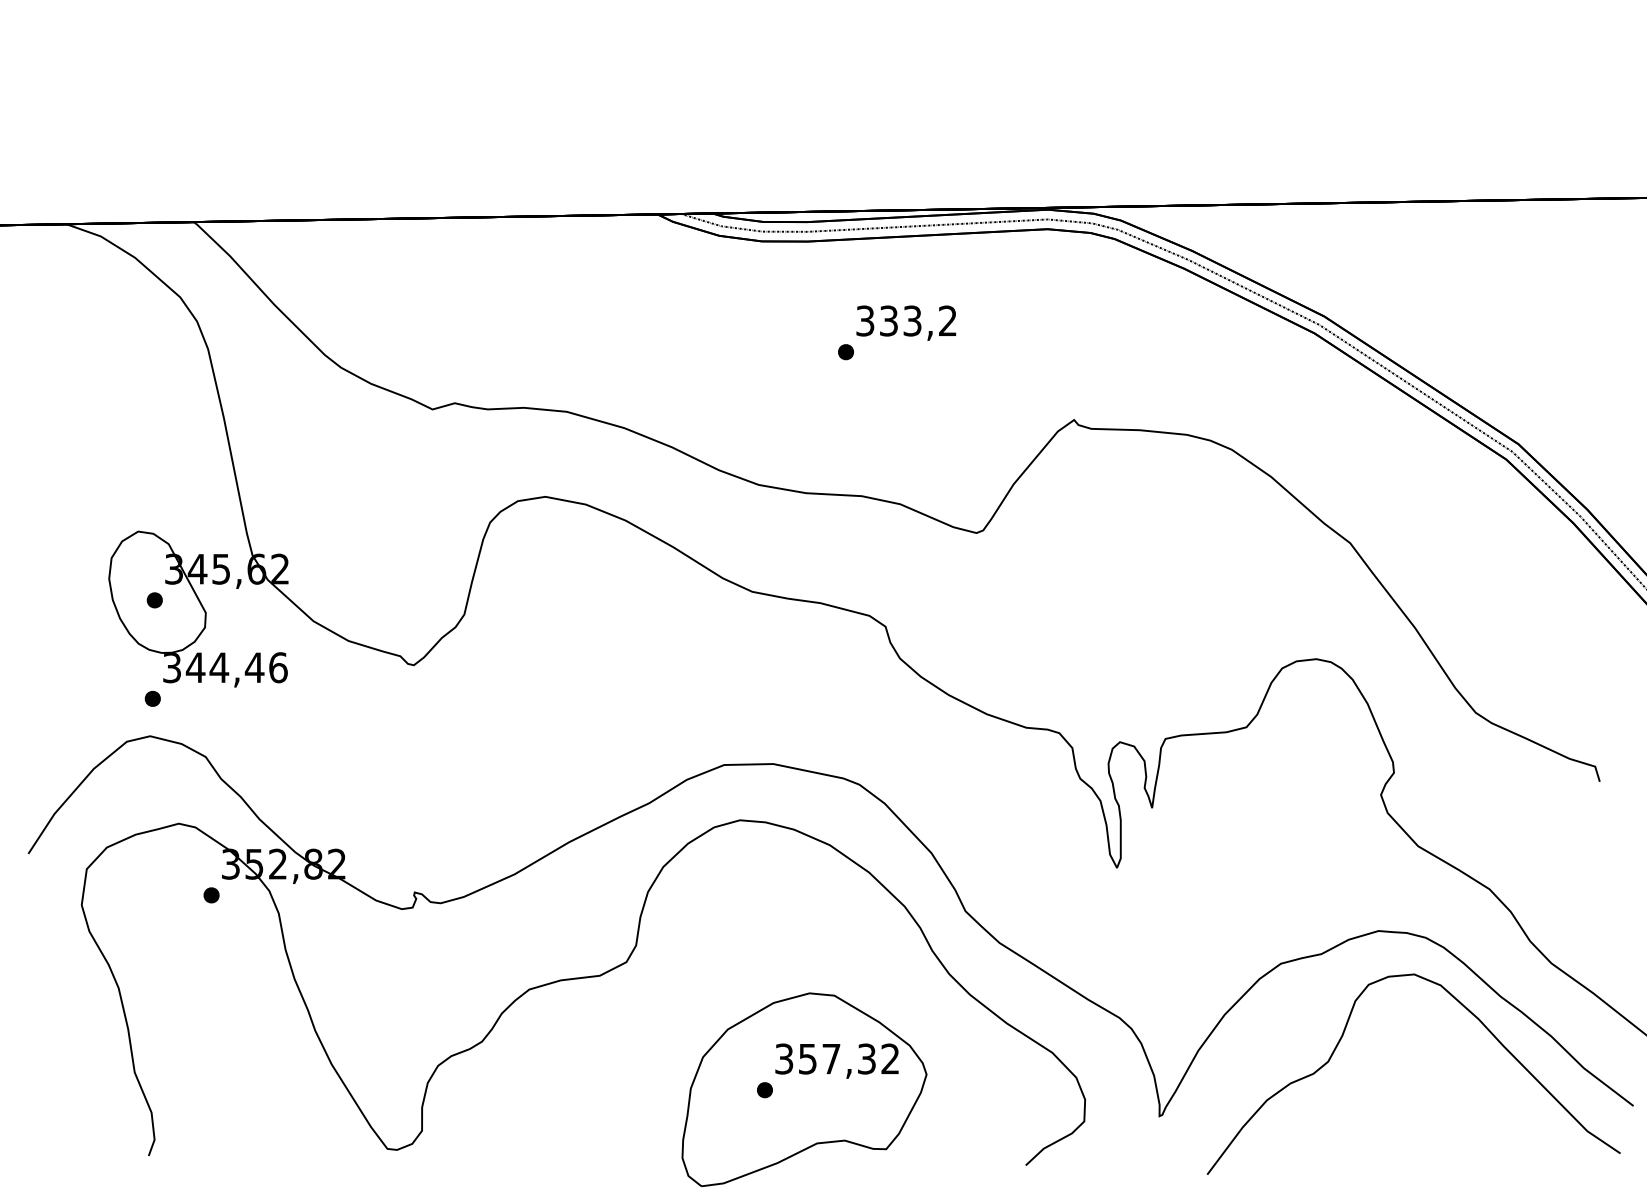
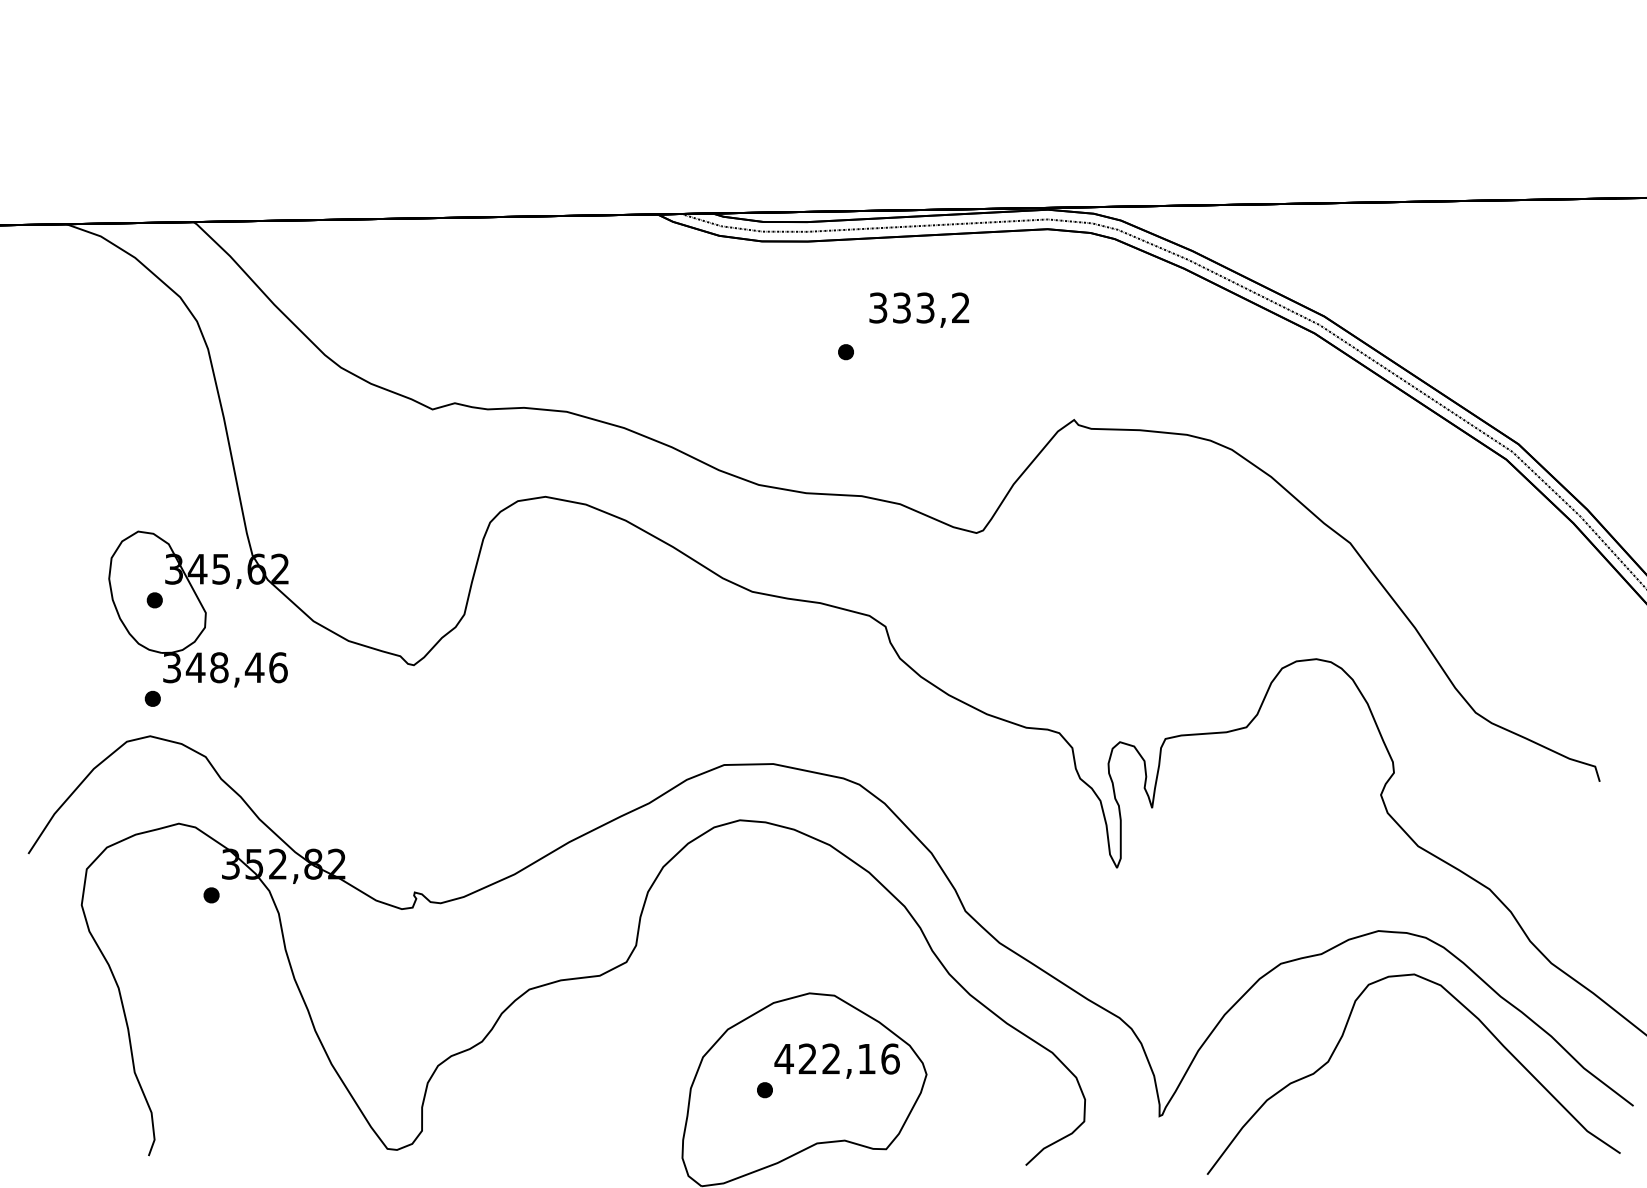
text position: (906, 322) -> (919, 309) (919, 309)
text: 344,46 -> 348,46 (219, 667)
text: 357,32 -> 422,16 (836, 1058)
